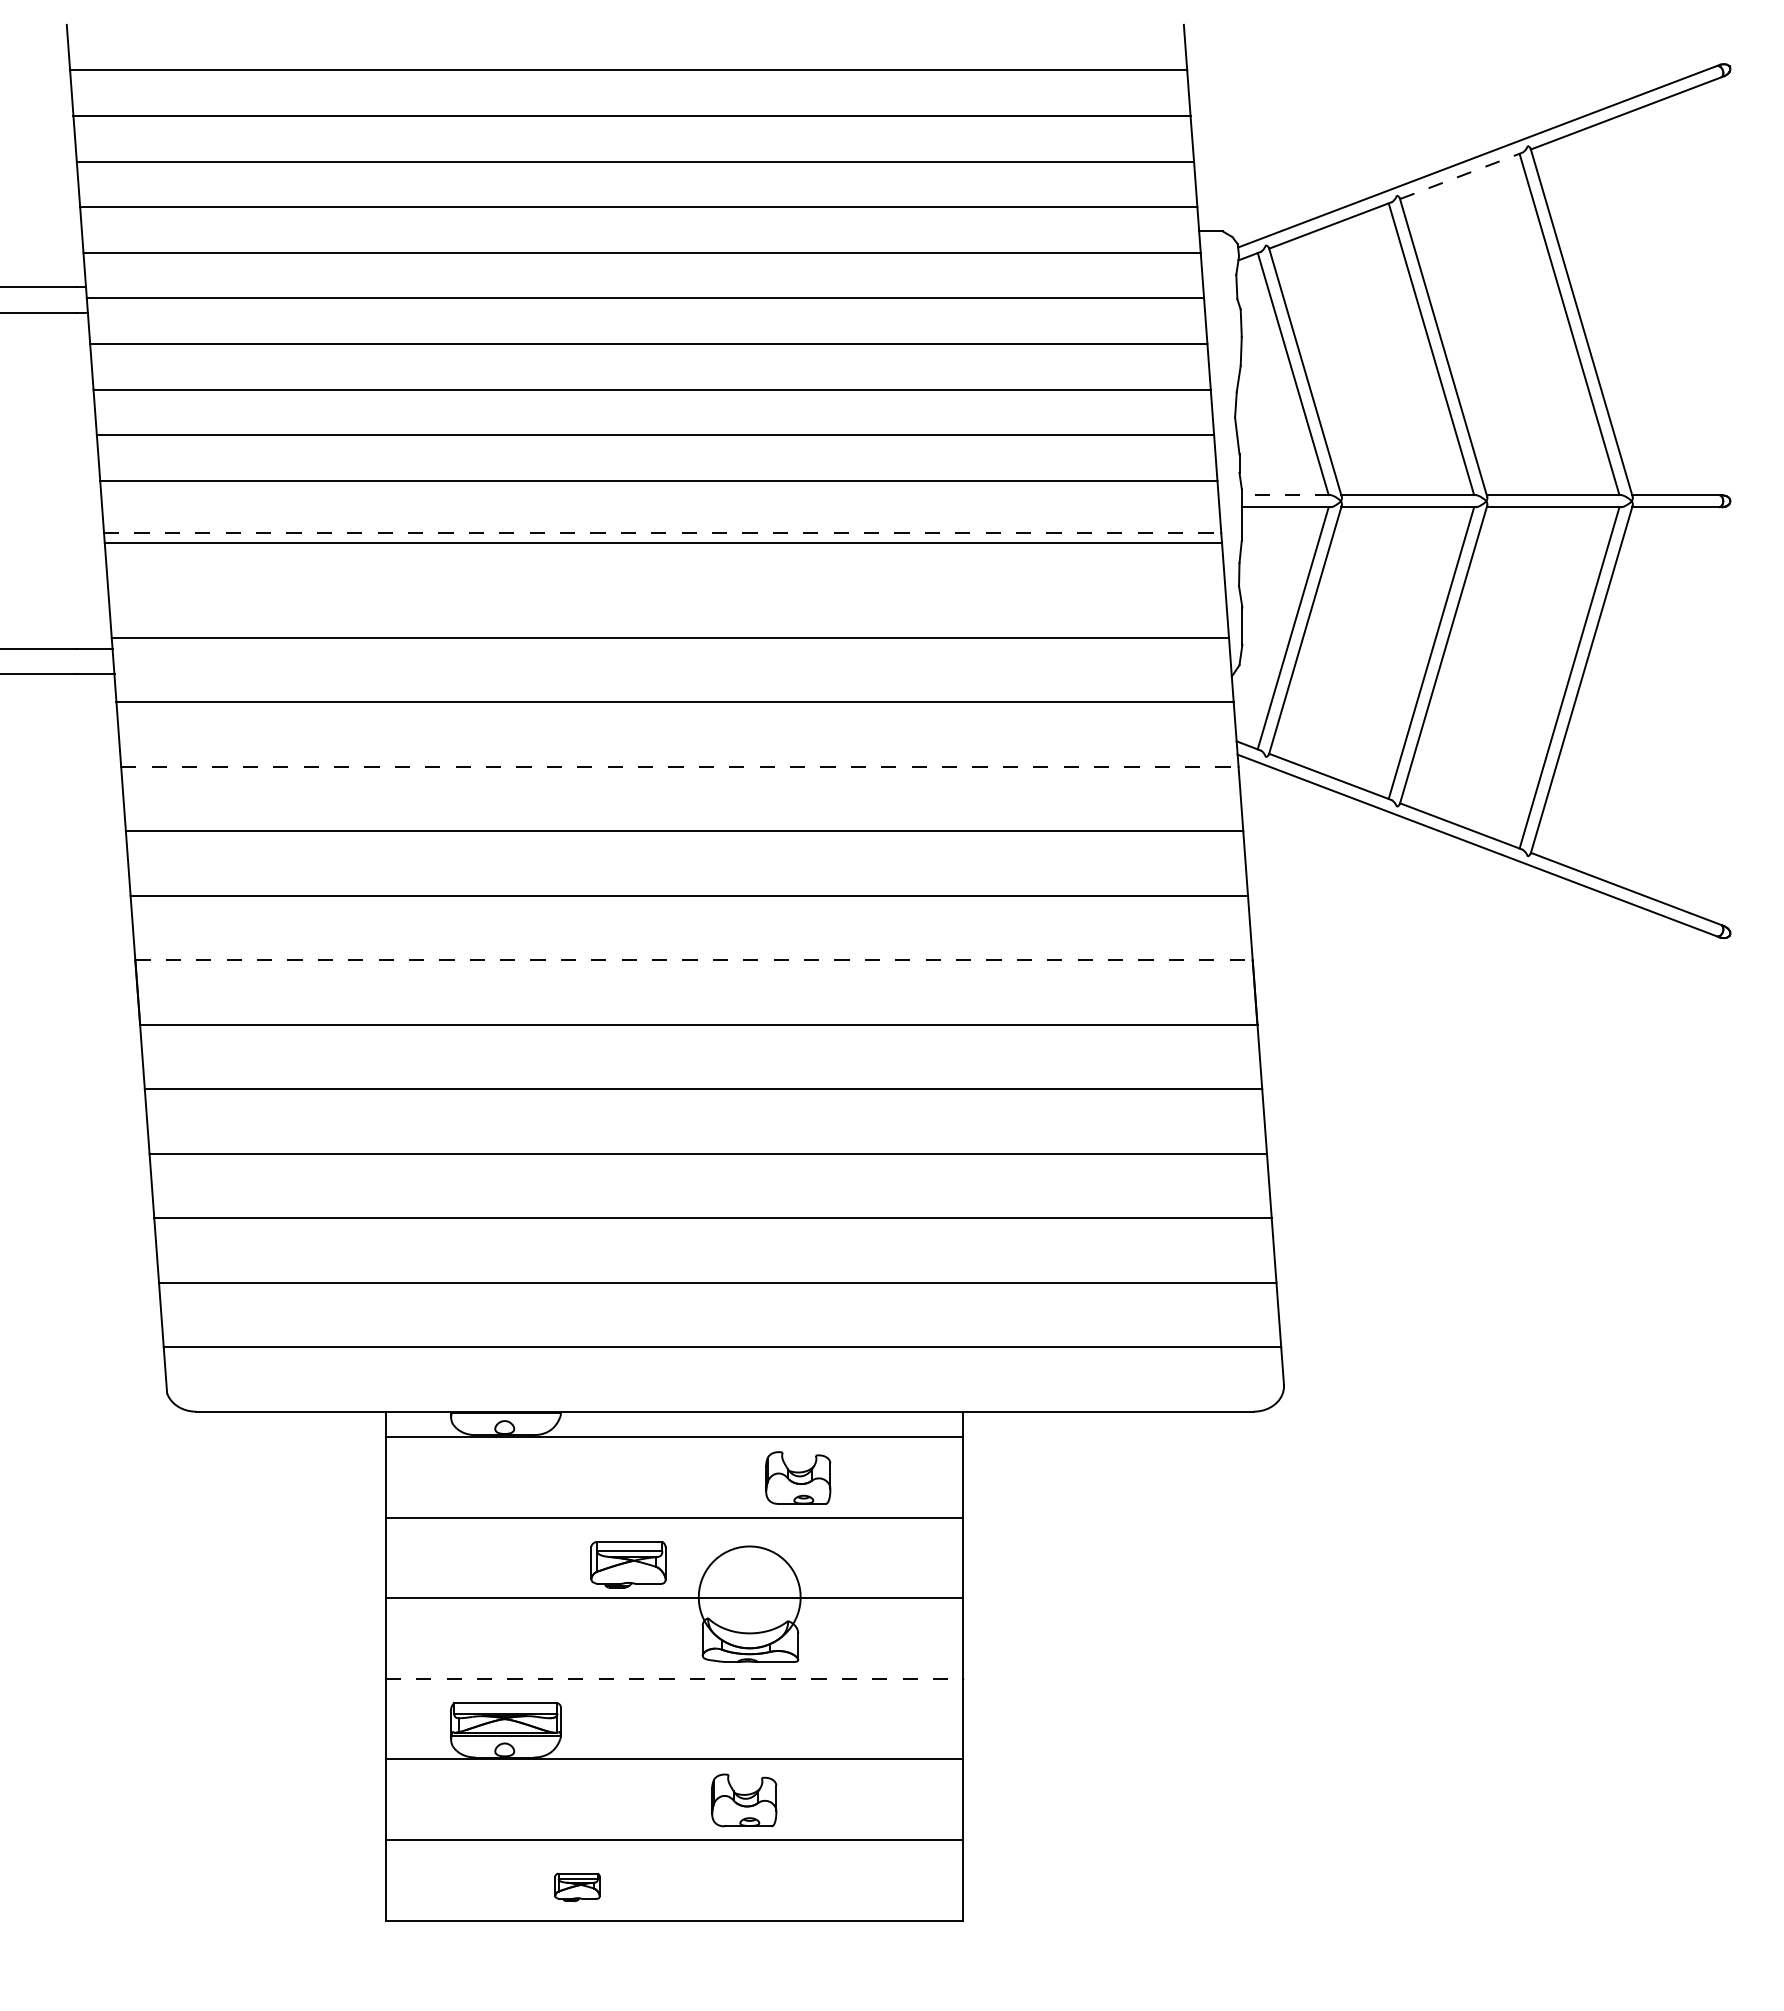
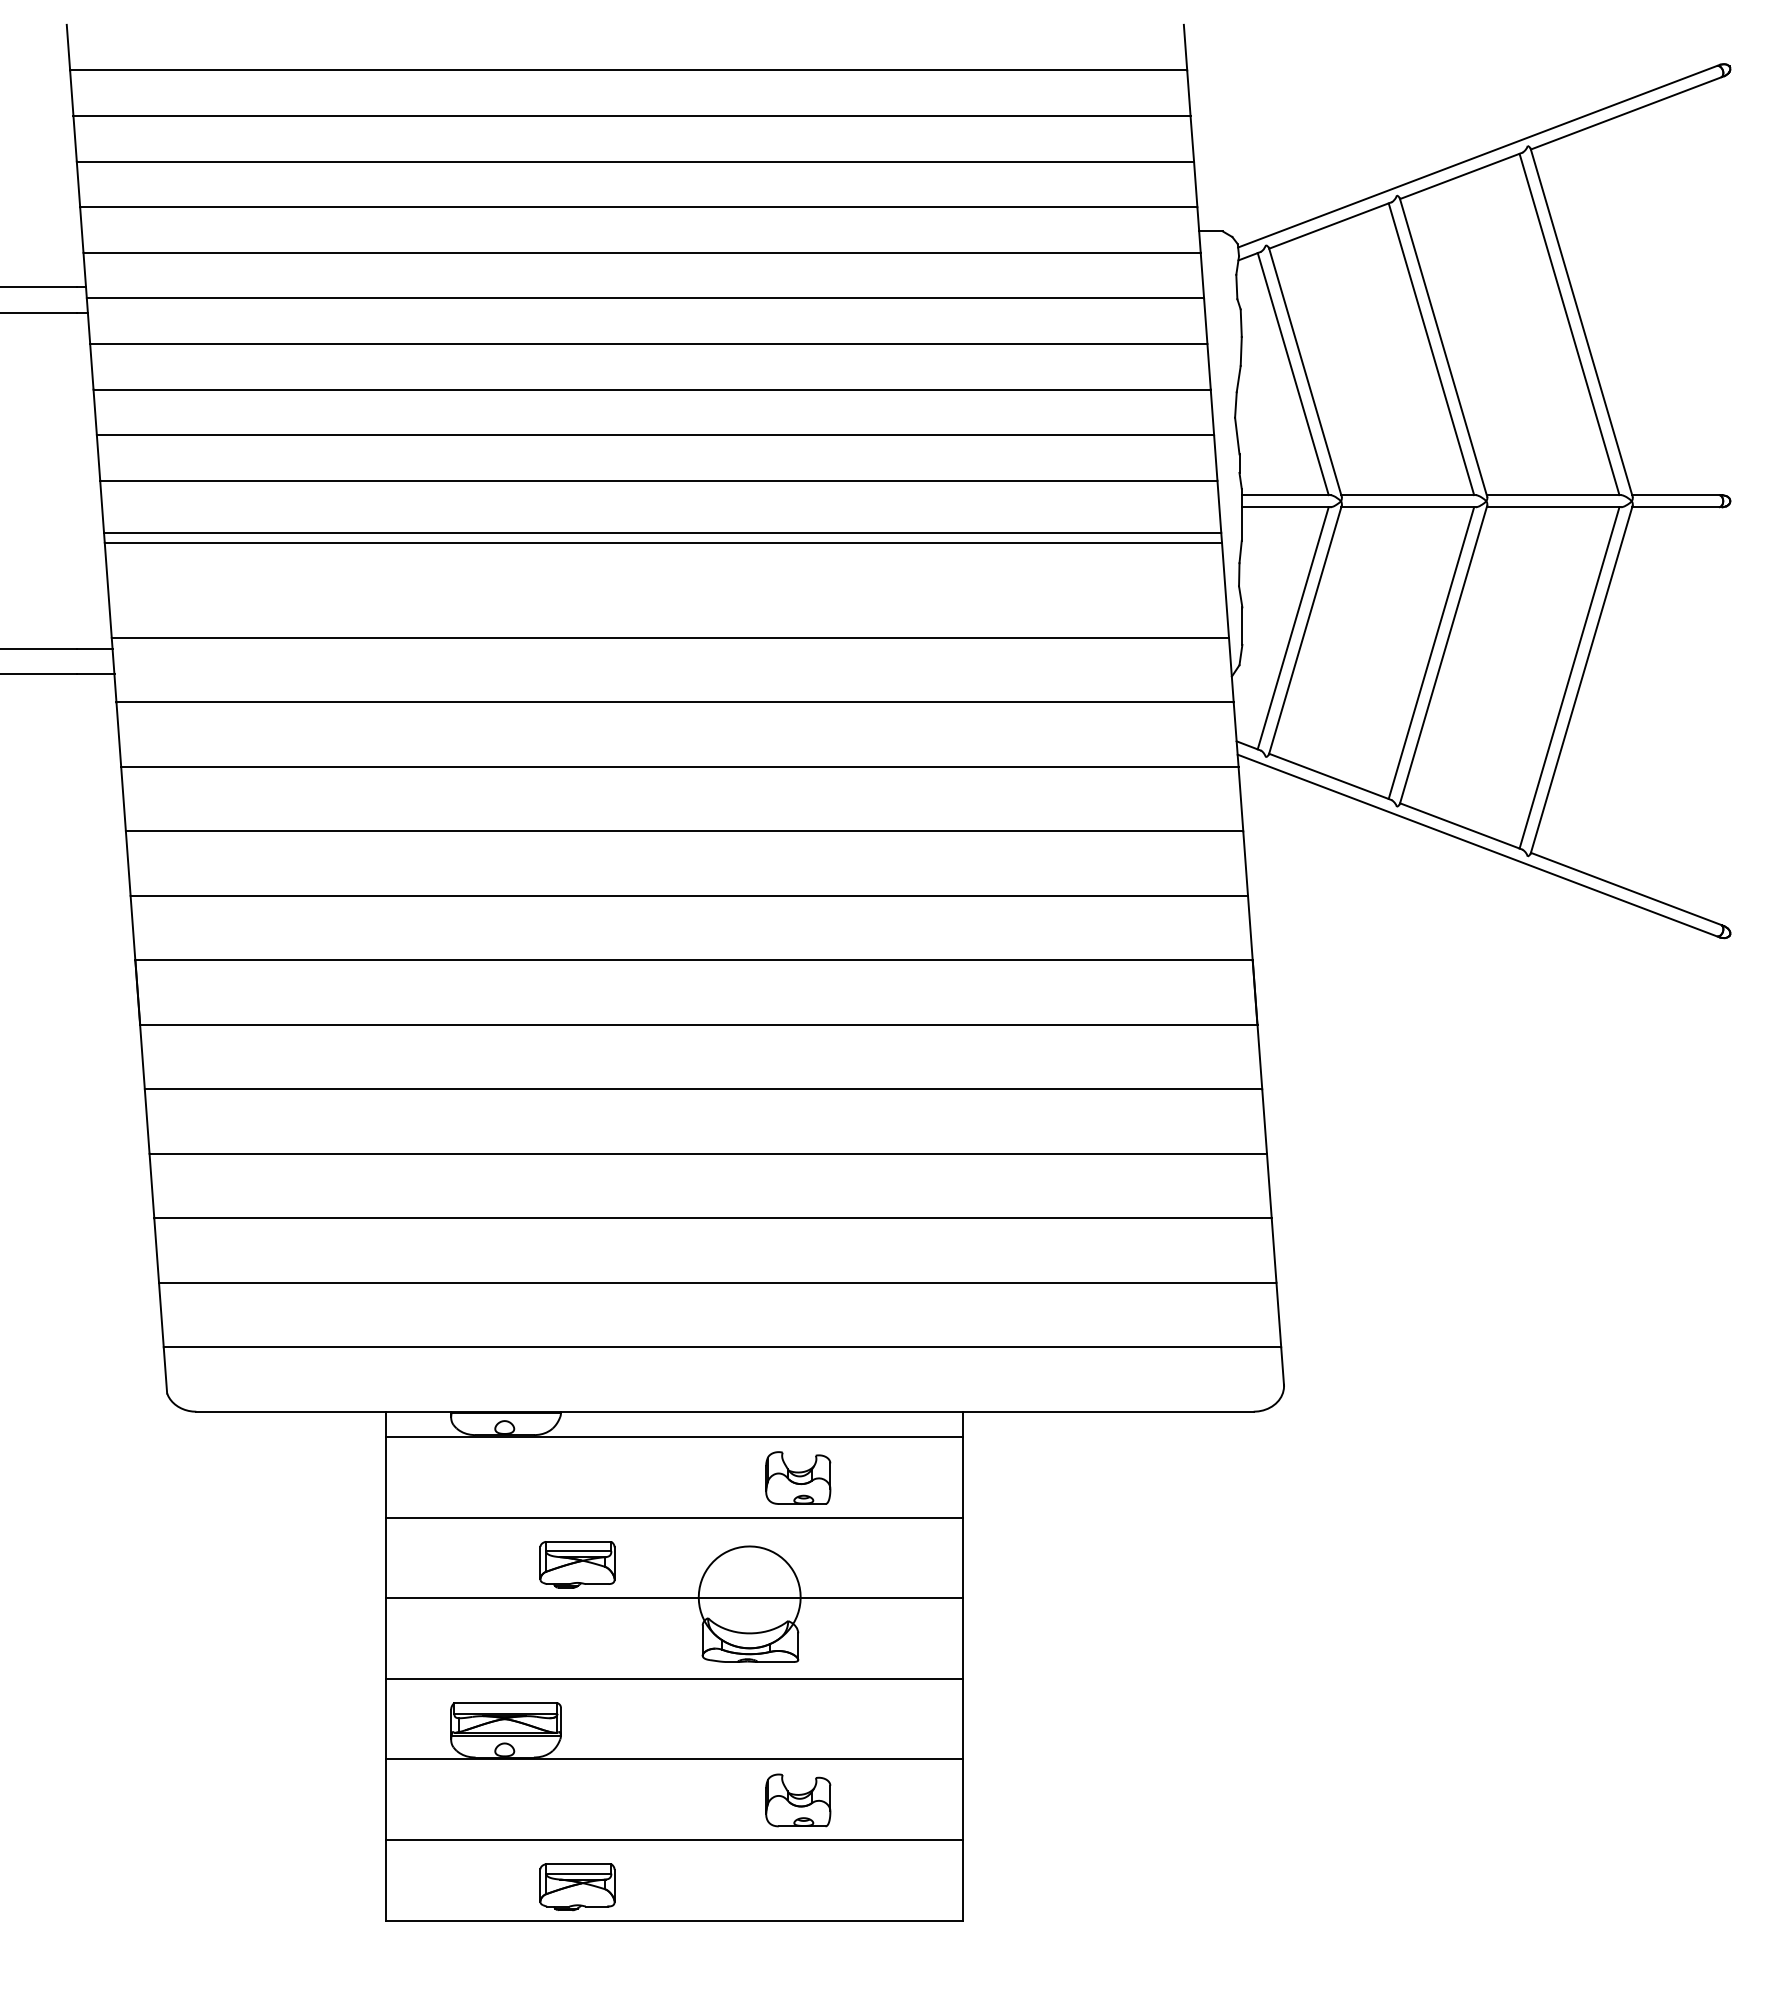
line: dashed -> solid (1461, 175)
line: dashed -> solid (1285, 495)
line: dashed -> solid (662, 532)
line: dashed -> solid (679, 767)
line: dashed -> solid (694, 960)
part position: (628, 1564) -> (577, 1564) (577, 1564)
line: dashed -> solid (674, 1678)
part position: (744, 1800) -> (798, 1800) (798, 1800)
part size: 47x30 px -> 77x49 px (577, 1887)
